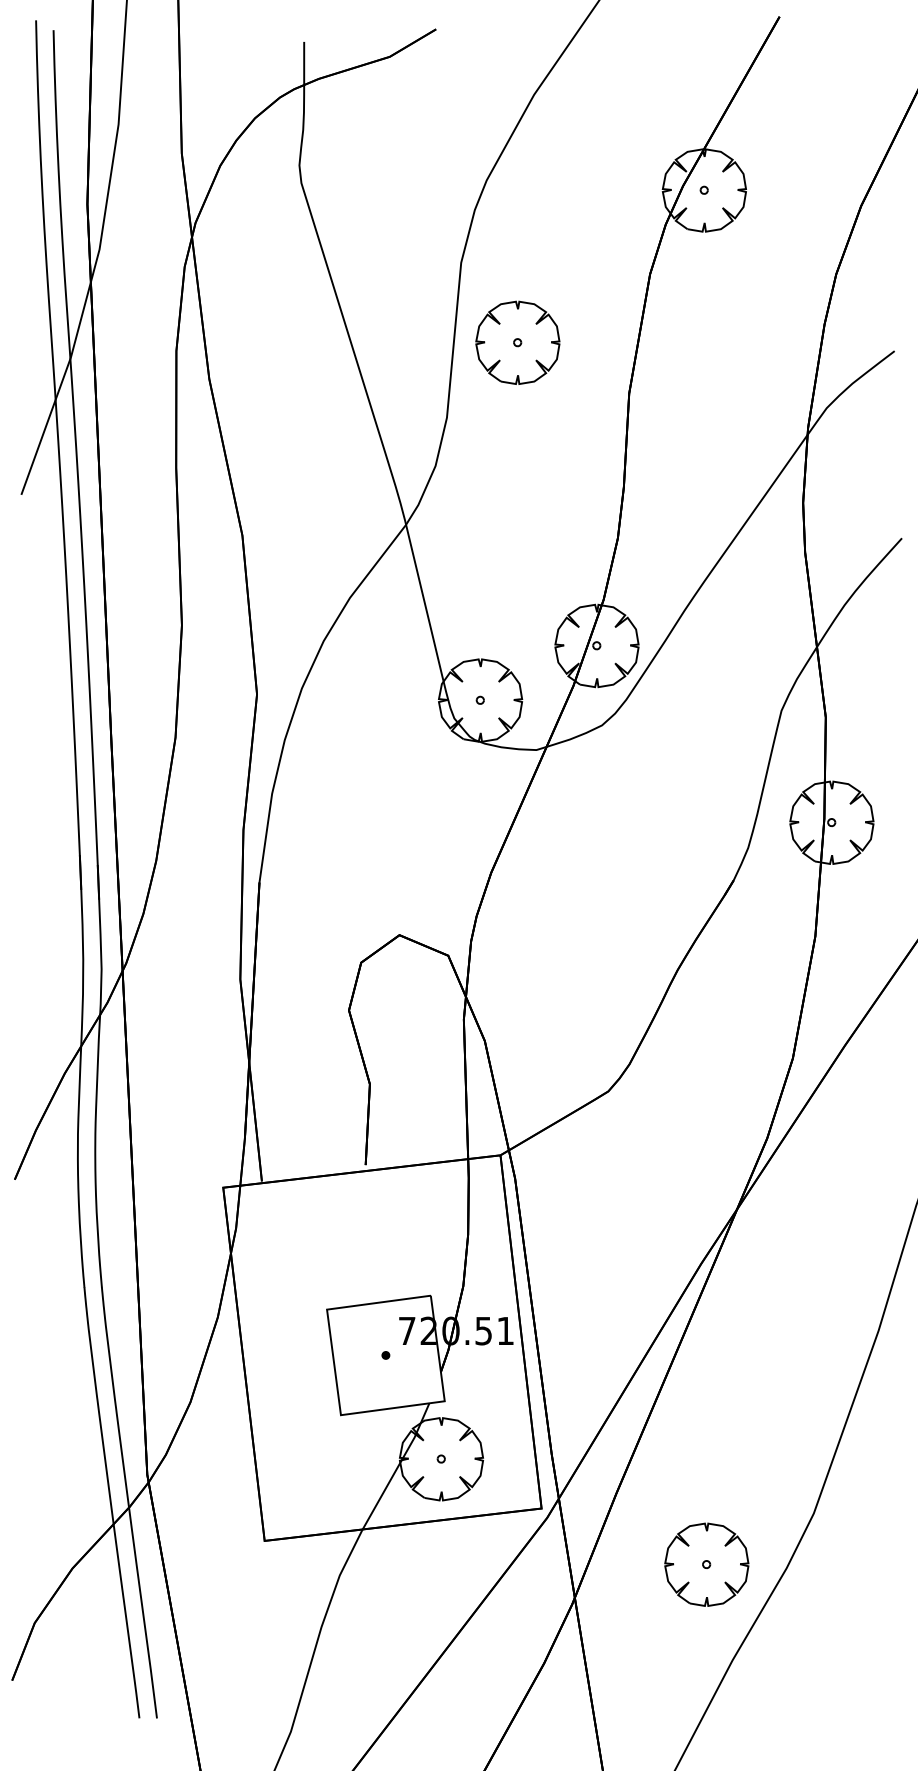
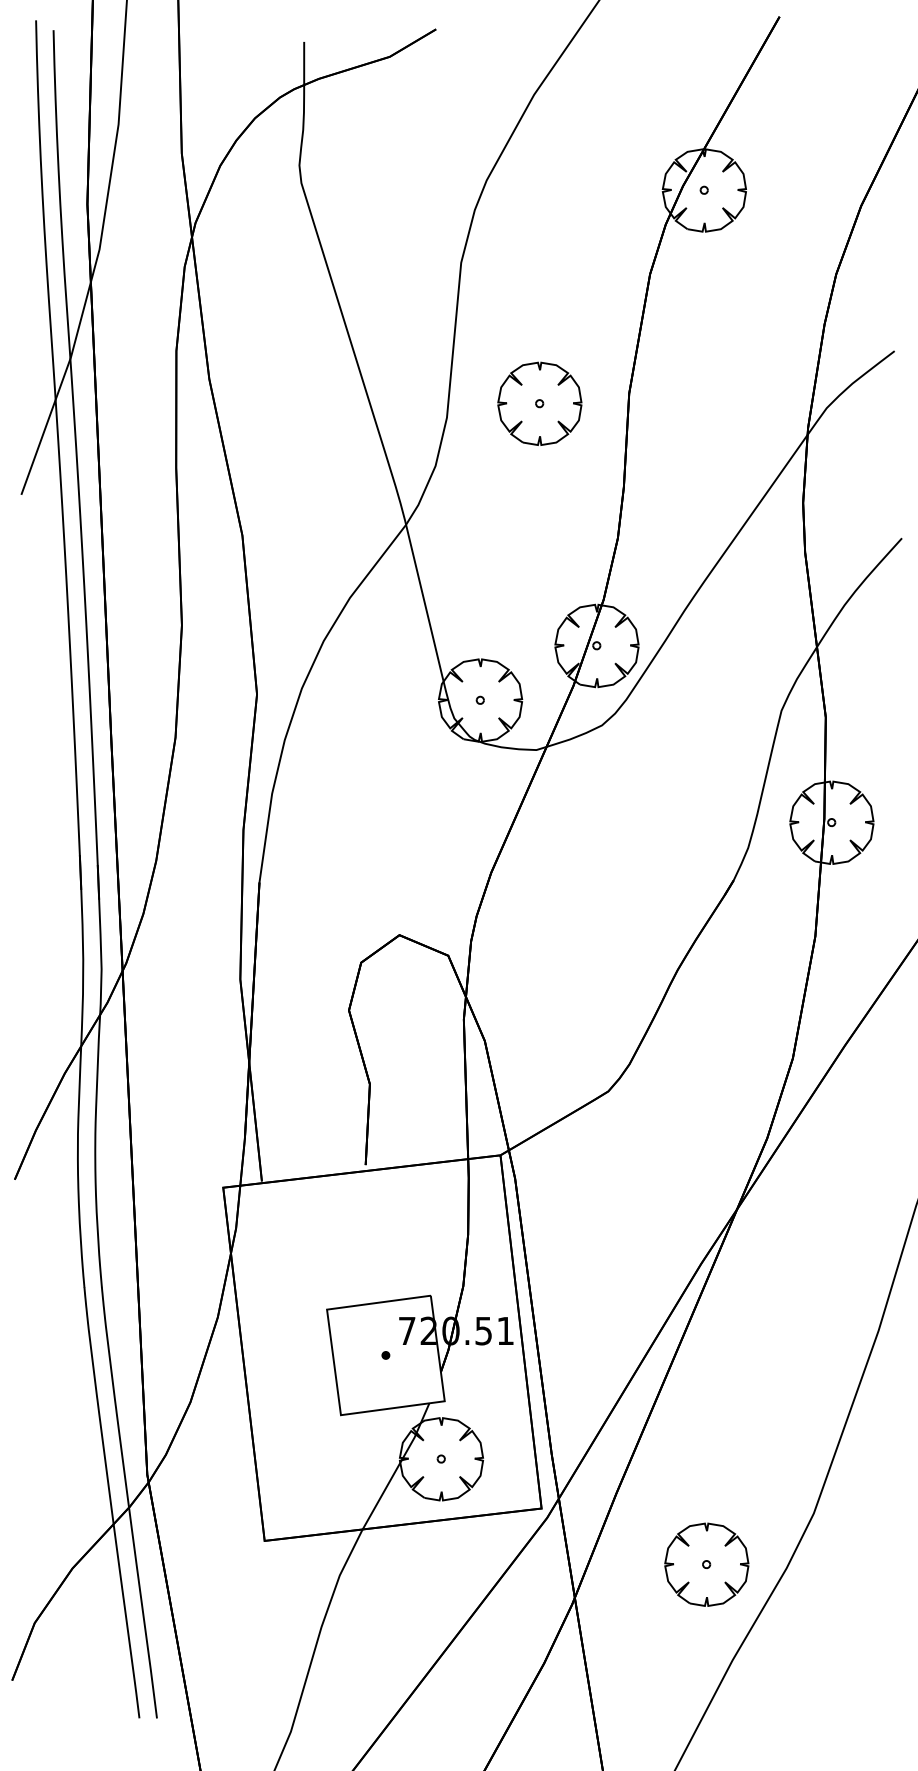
part position: (517, 342) -> (539, 403) (539, 403)
